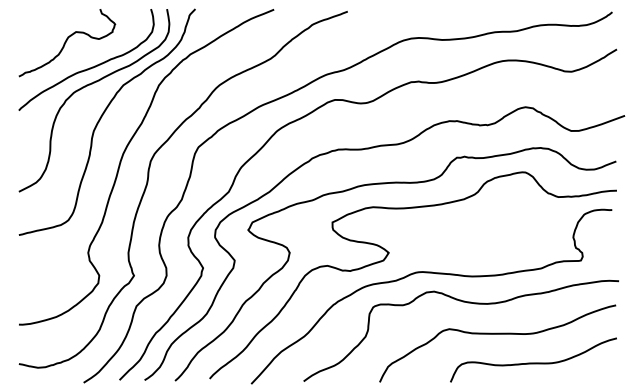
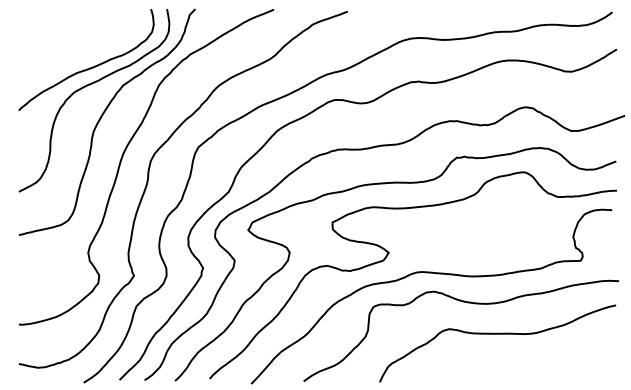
curve: present -> none (66, 42)
curve: present -> none (533, 362)
